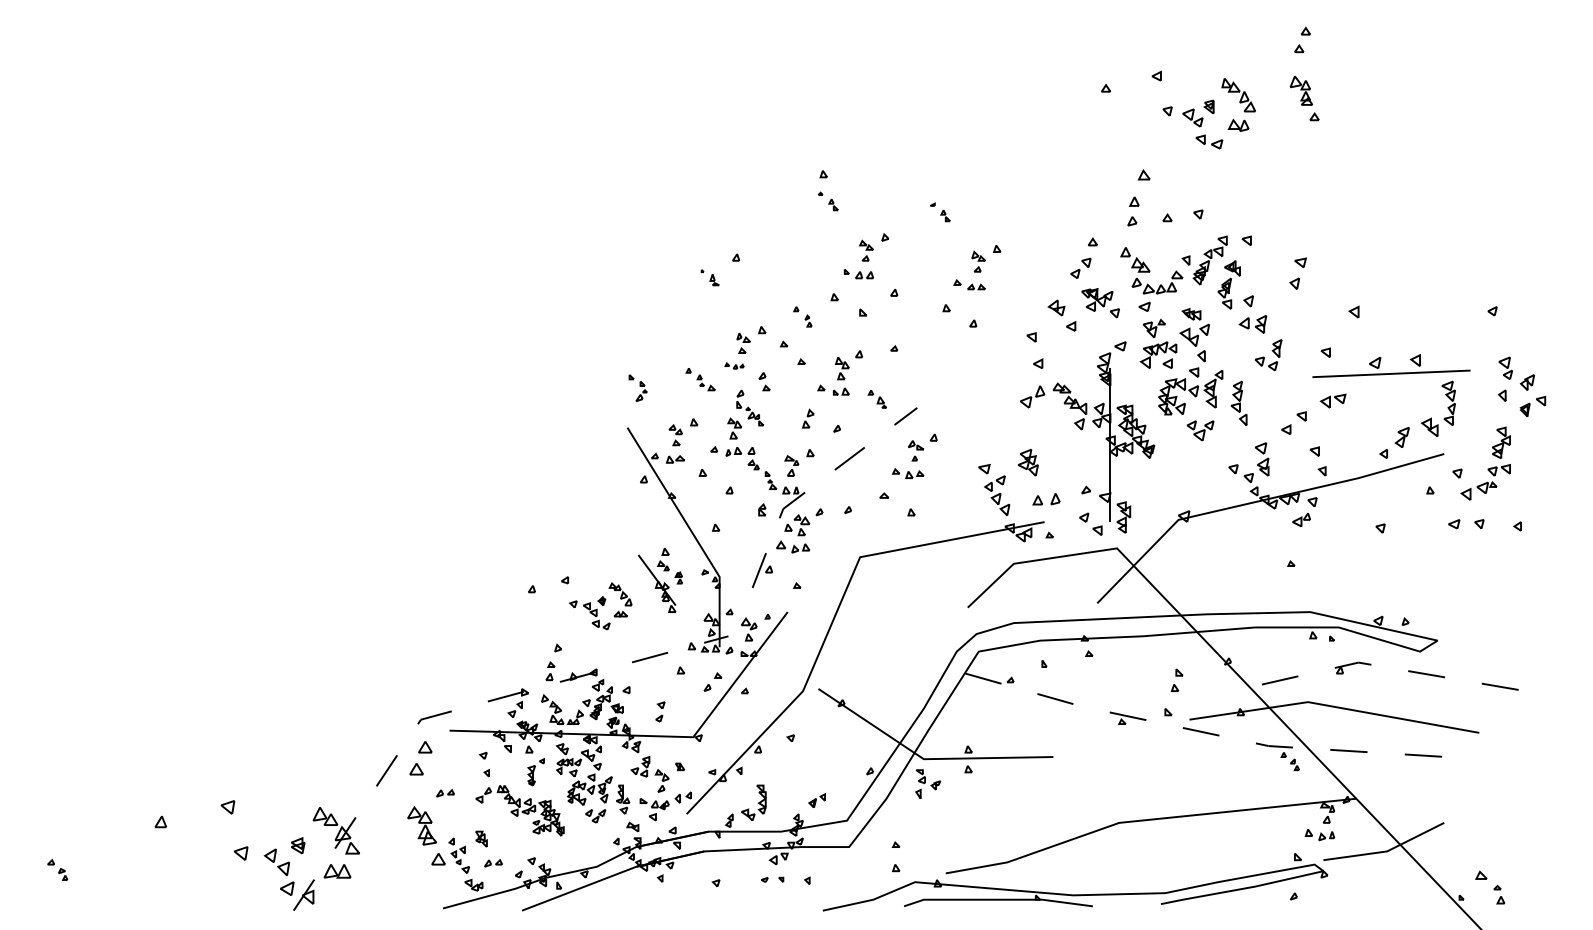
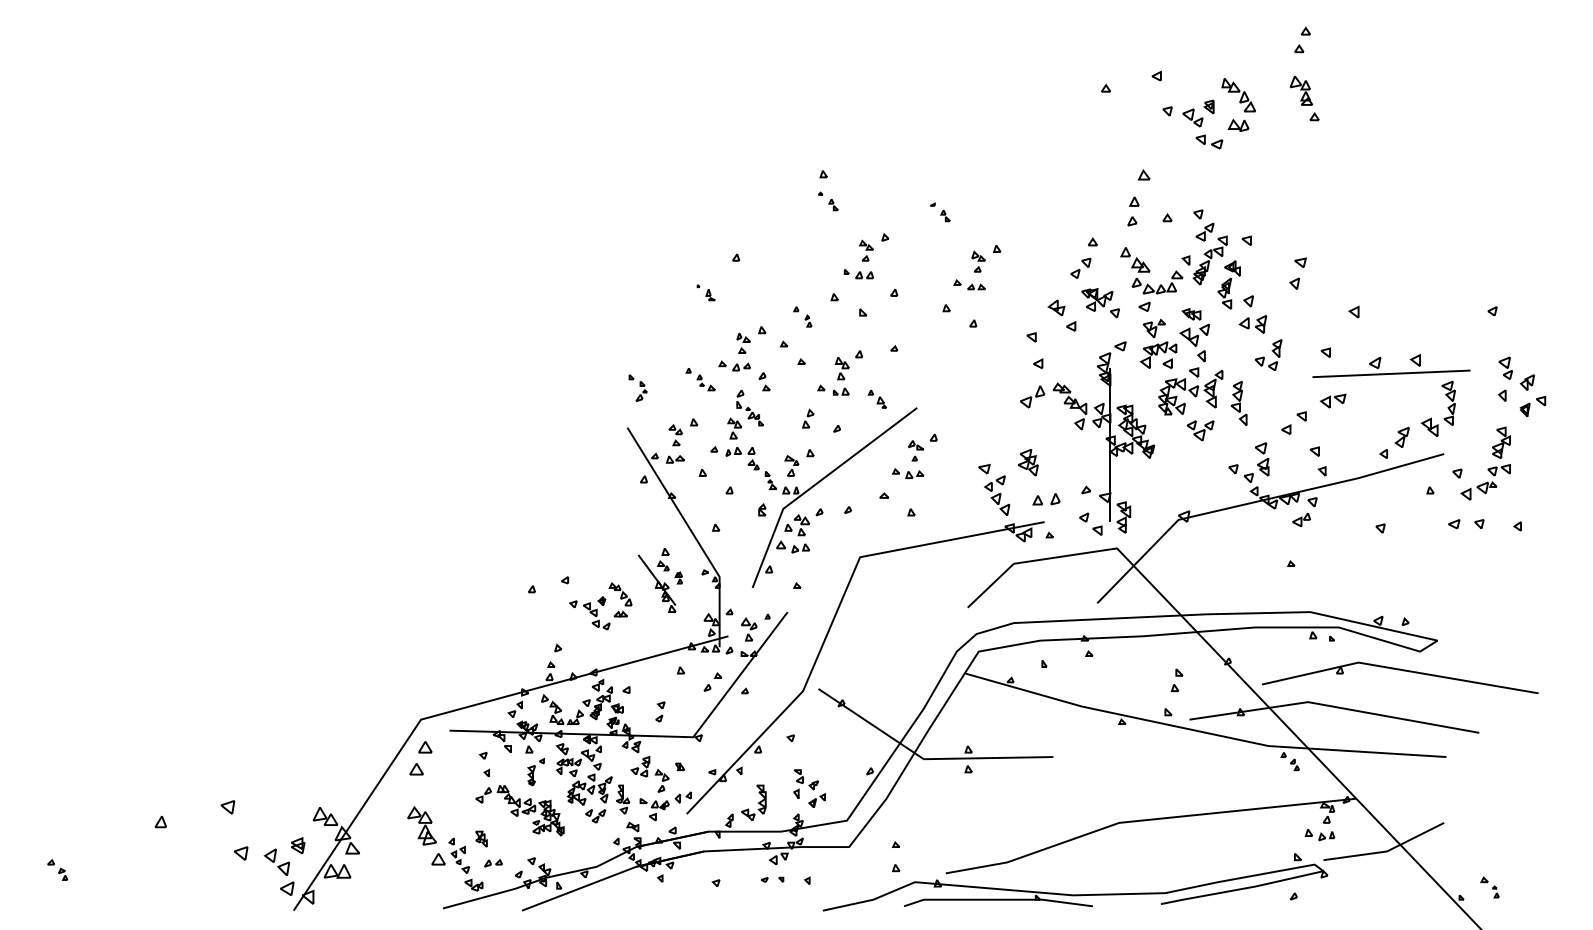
part: none -> present (1204, 231)
part position: (709, 277) -> (705, 292) (705, 292)
part size: 21x8 px -> 33x12 px (734, 365)
line: dashed -> solid (816, 484)
line: dashed -> solid (1398, 669)
line: dashed -> solid (463, 708)
line: dashed -> solid (1204, 732)
part position: (928, 783) -> (806, 783) (806, 783)
part: present -> none (445, 792)
part size: 31x35 px -> 20x23 px (1489, 887)
